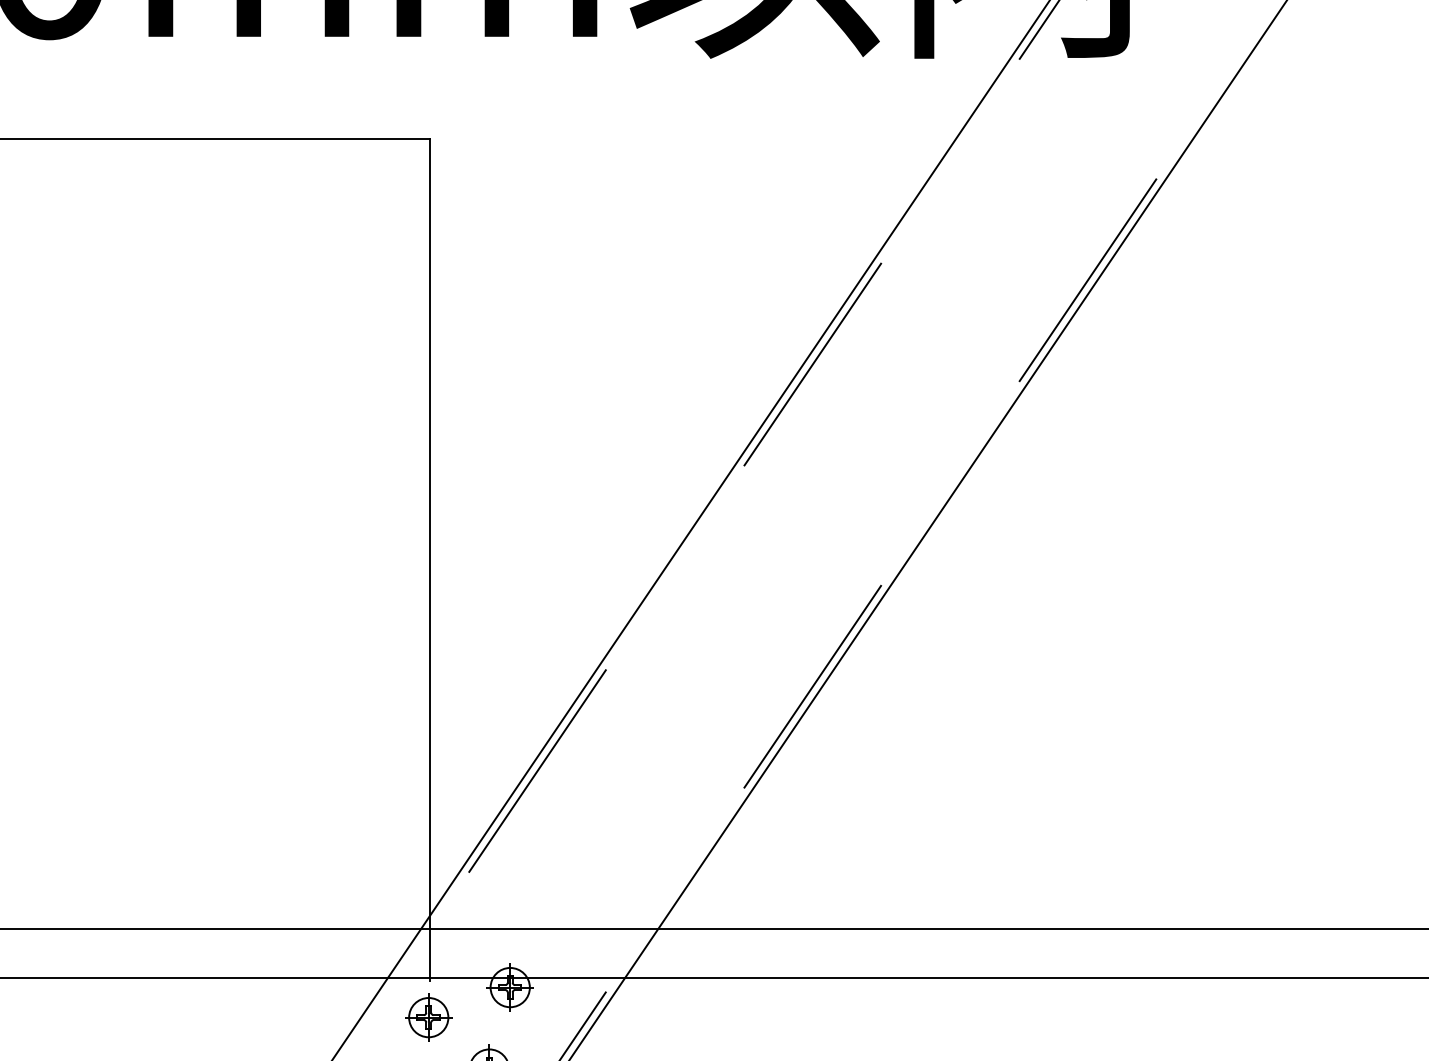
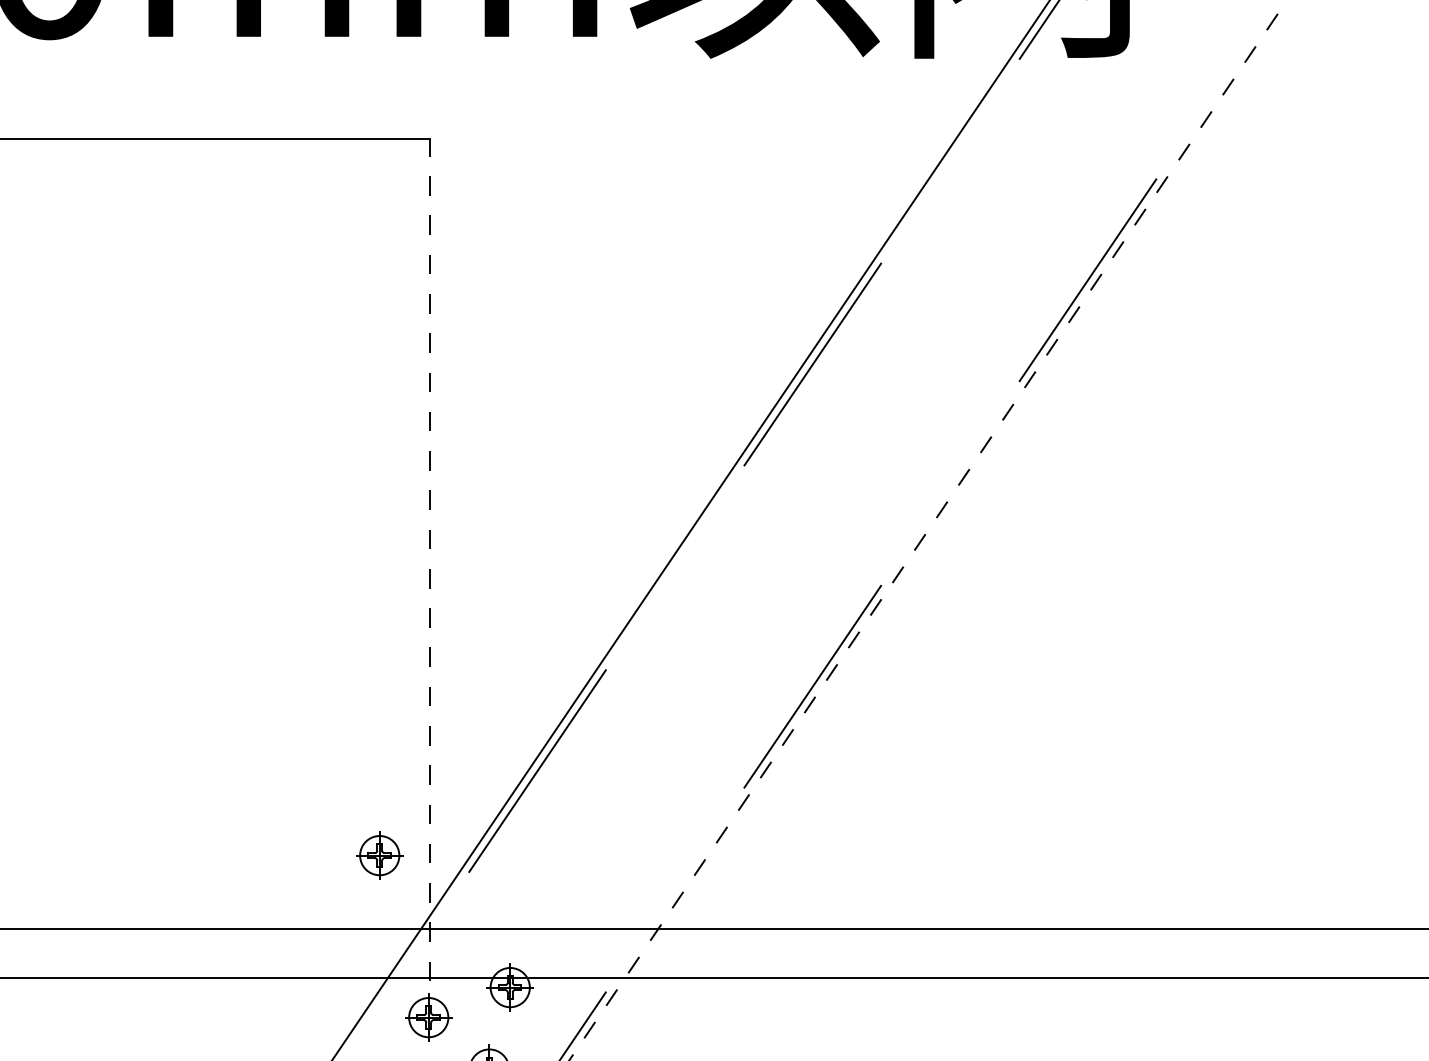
line: solid -> dashed (927, 530)
line: solid -> dashed (429, 559)
part: none -> present (379, 855)
